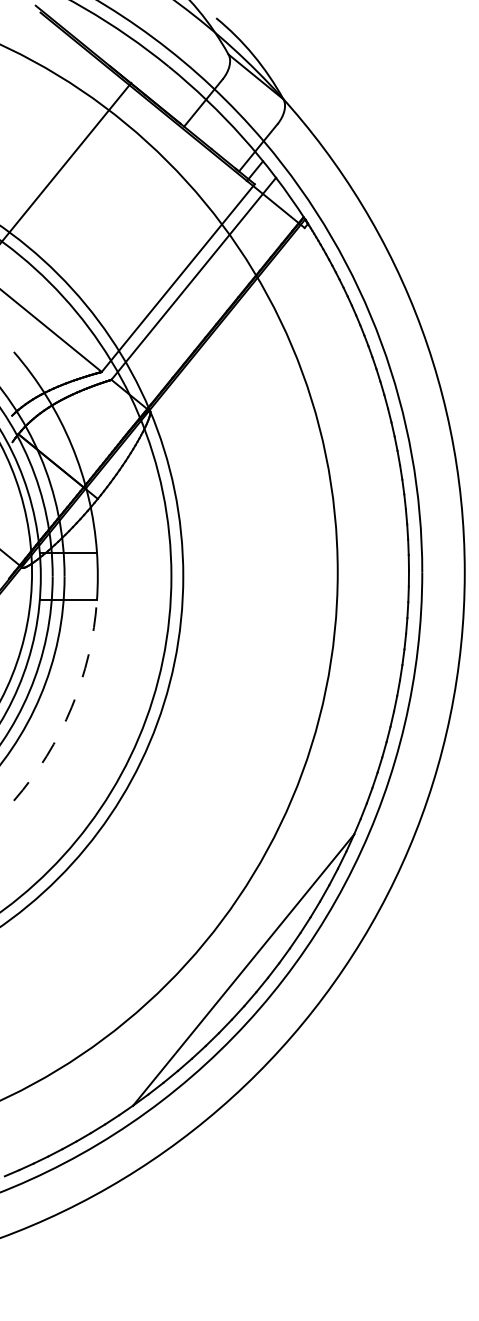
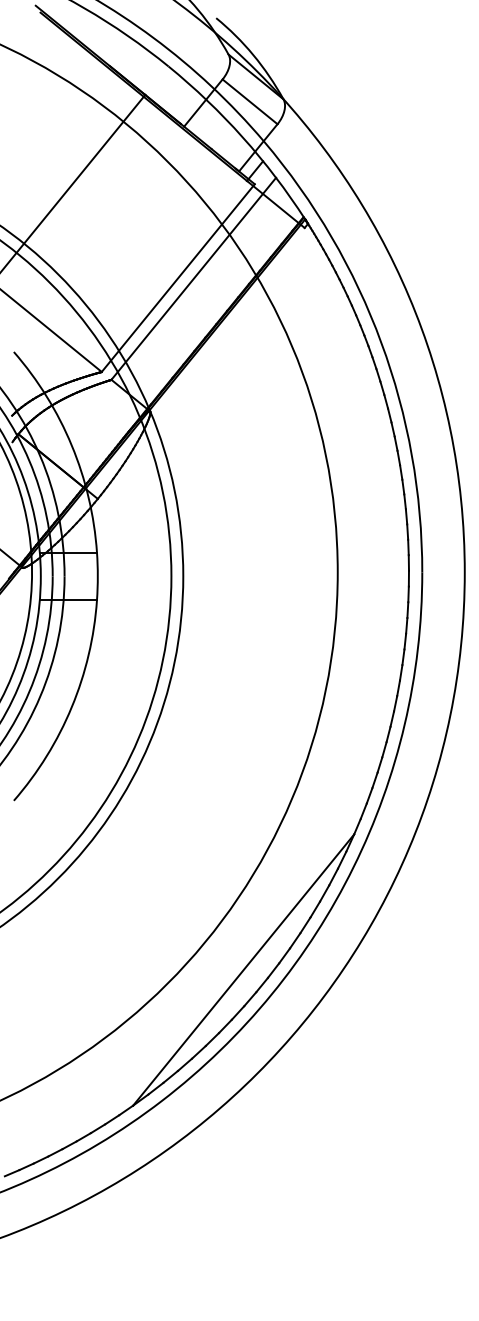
line: none -> present (249, 101)
line position: (66, 161) -> (73, 182) (73, 182)
arc: dashed -> solid (71, 707)
